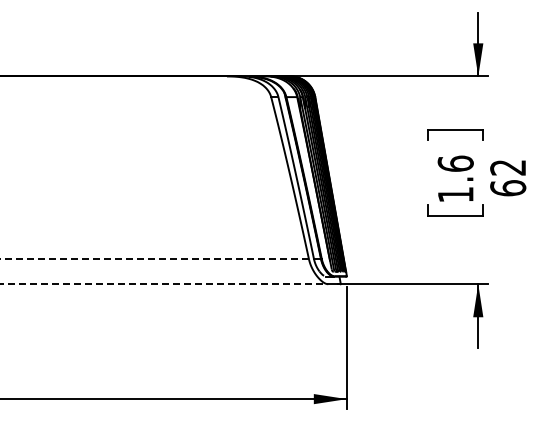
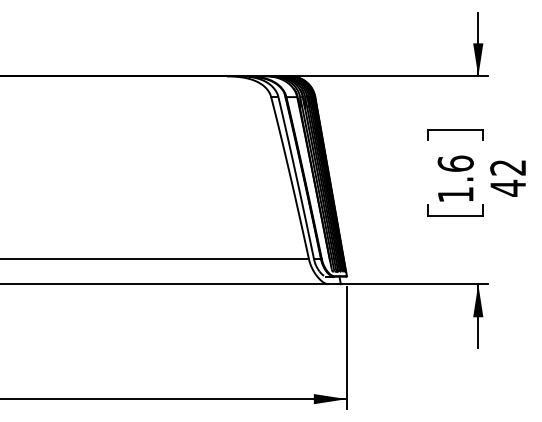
text: 62 -> 42 (508, 187)
line: dashed -> solid (154, 259)
line: dashed -> solid (164, 284)
